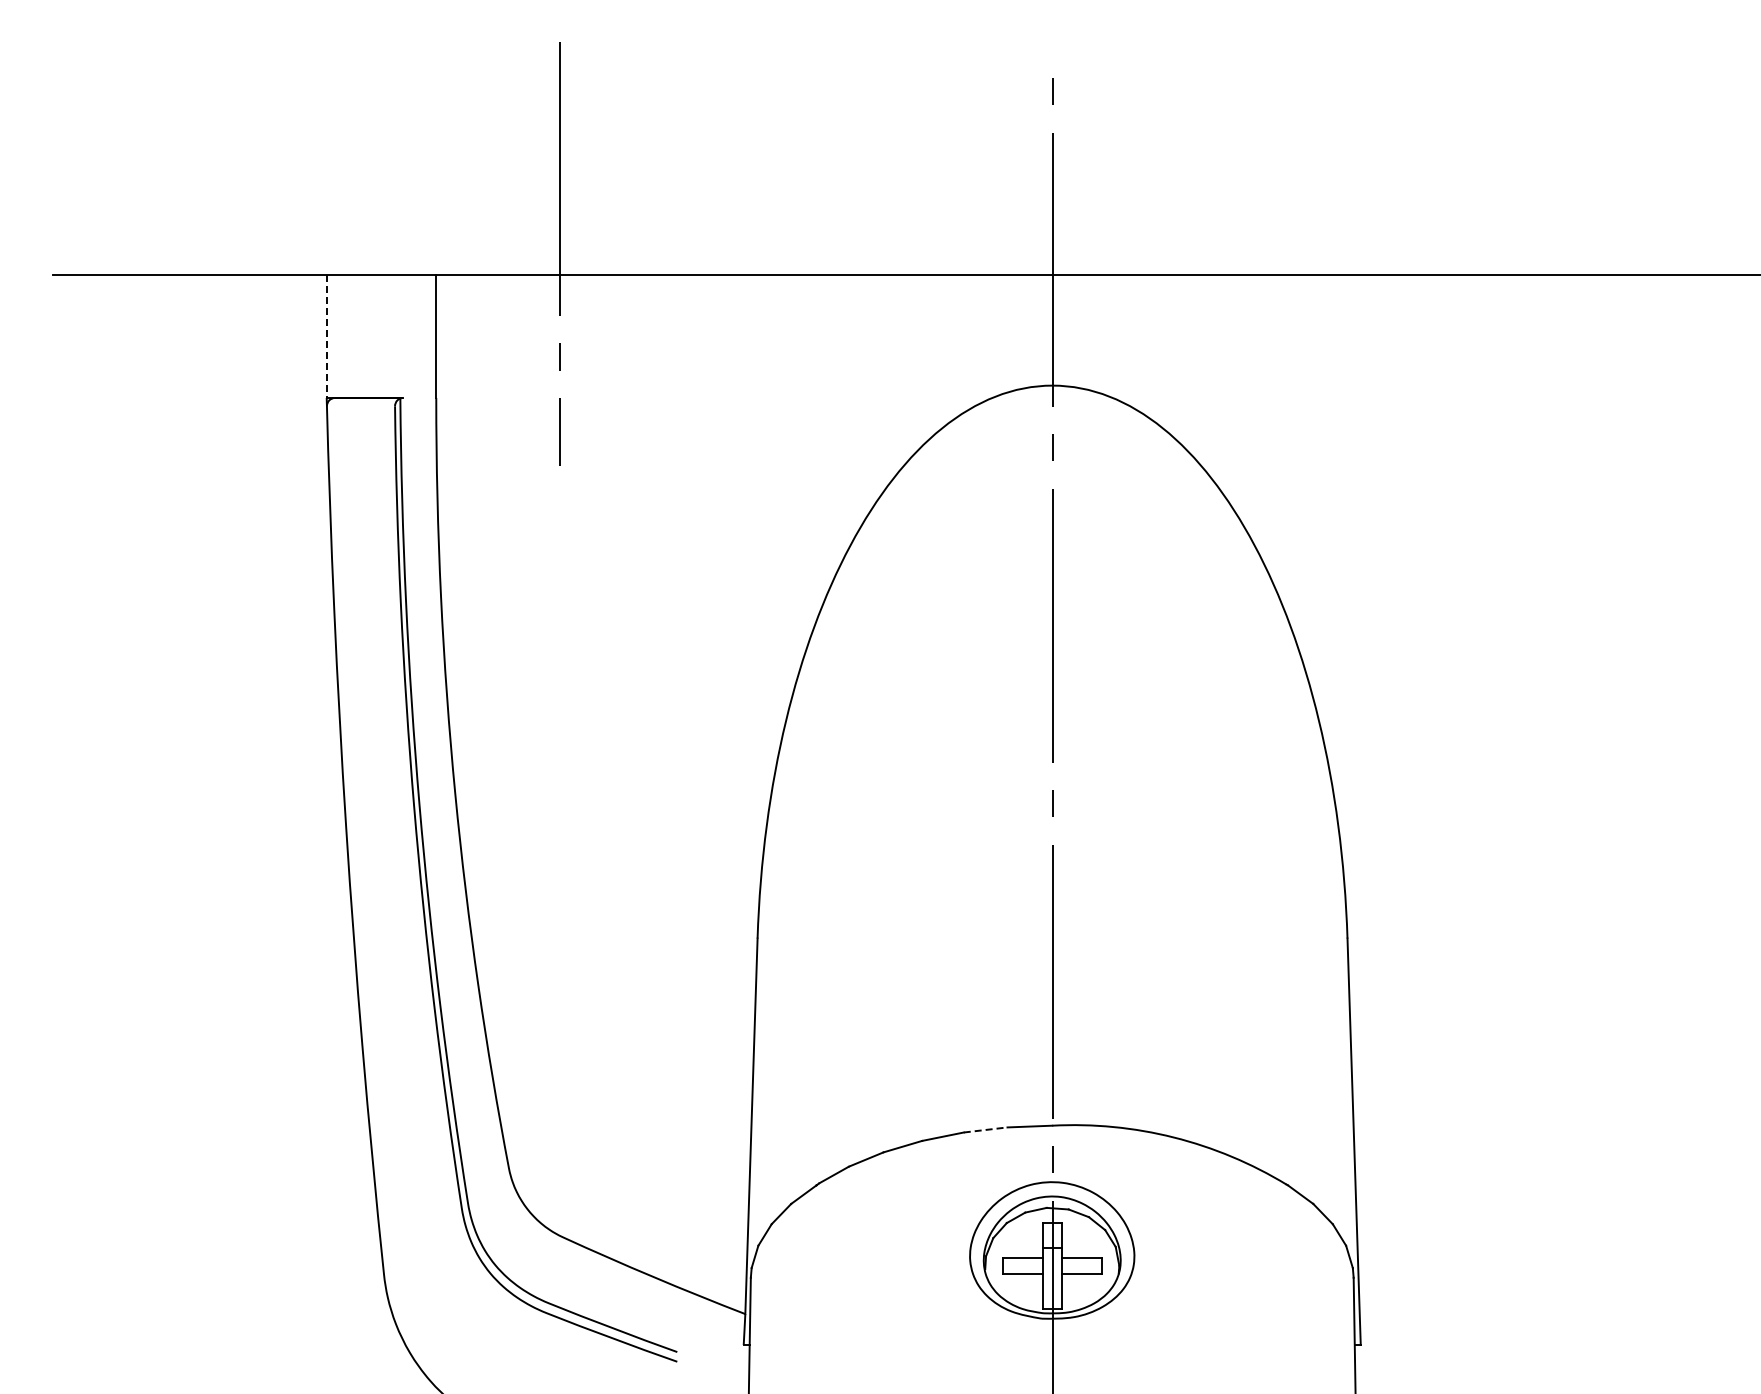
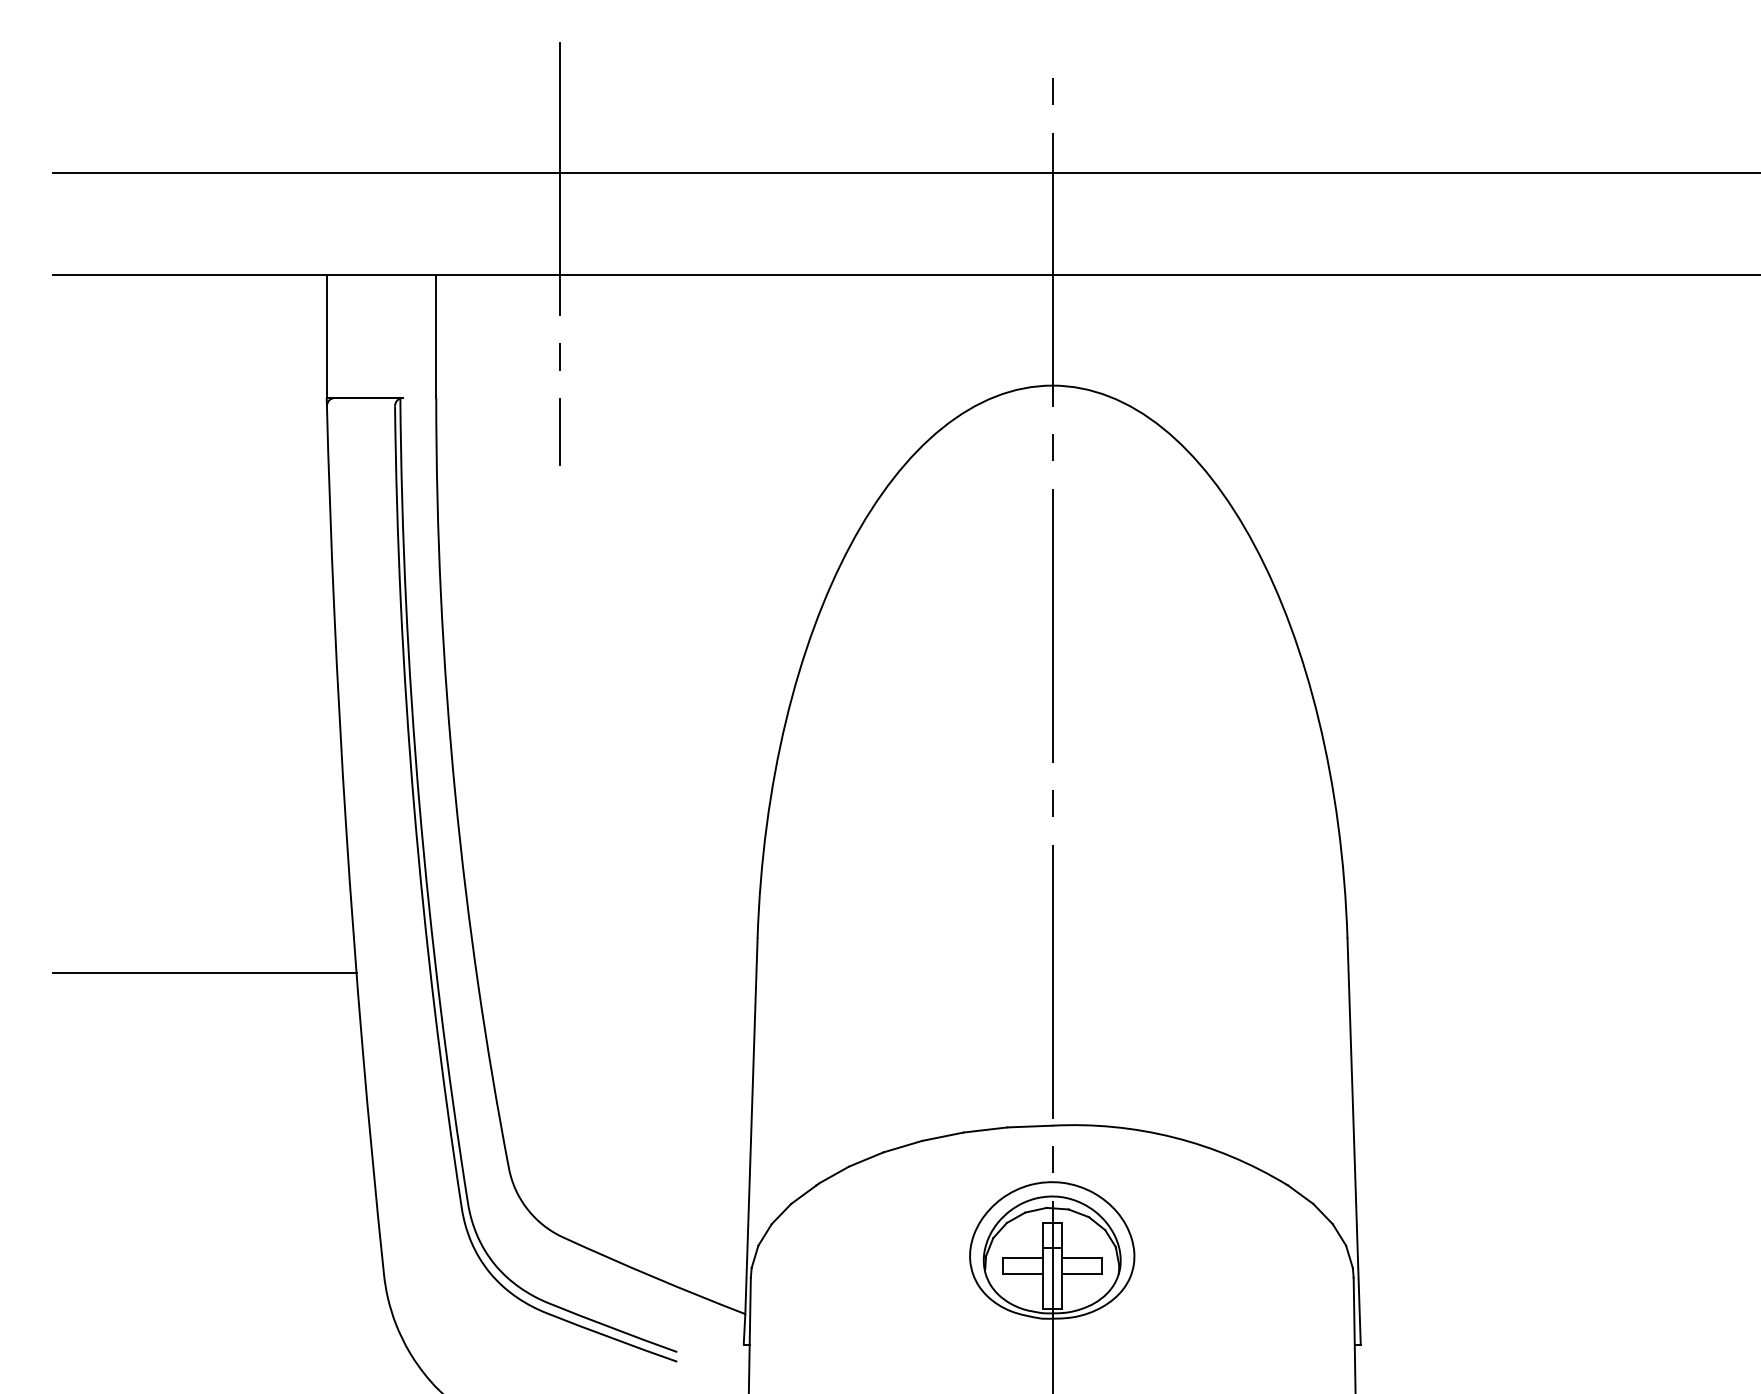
line: none -> present (904, 173)
line: dashed -> solid (326, 336)
line: none -> present (204, 973)
line: dashed -> solid (986, 1129)
